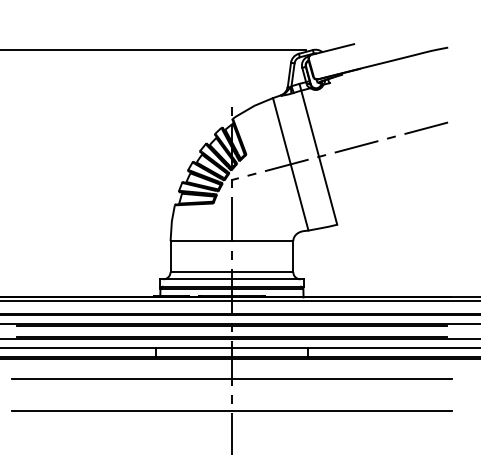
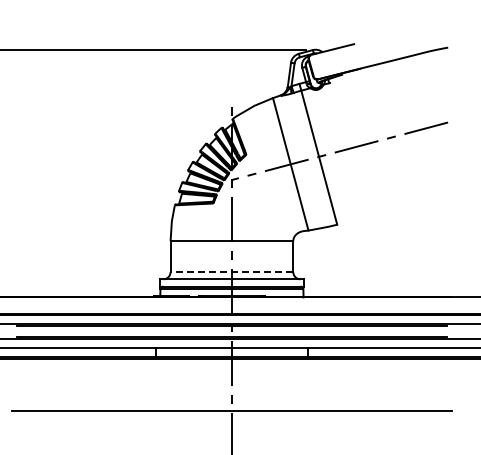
line: solid -> dashed (231, 272)
line: present -> none (239, 300)
line: present -> none (231, 378)
